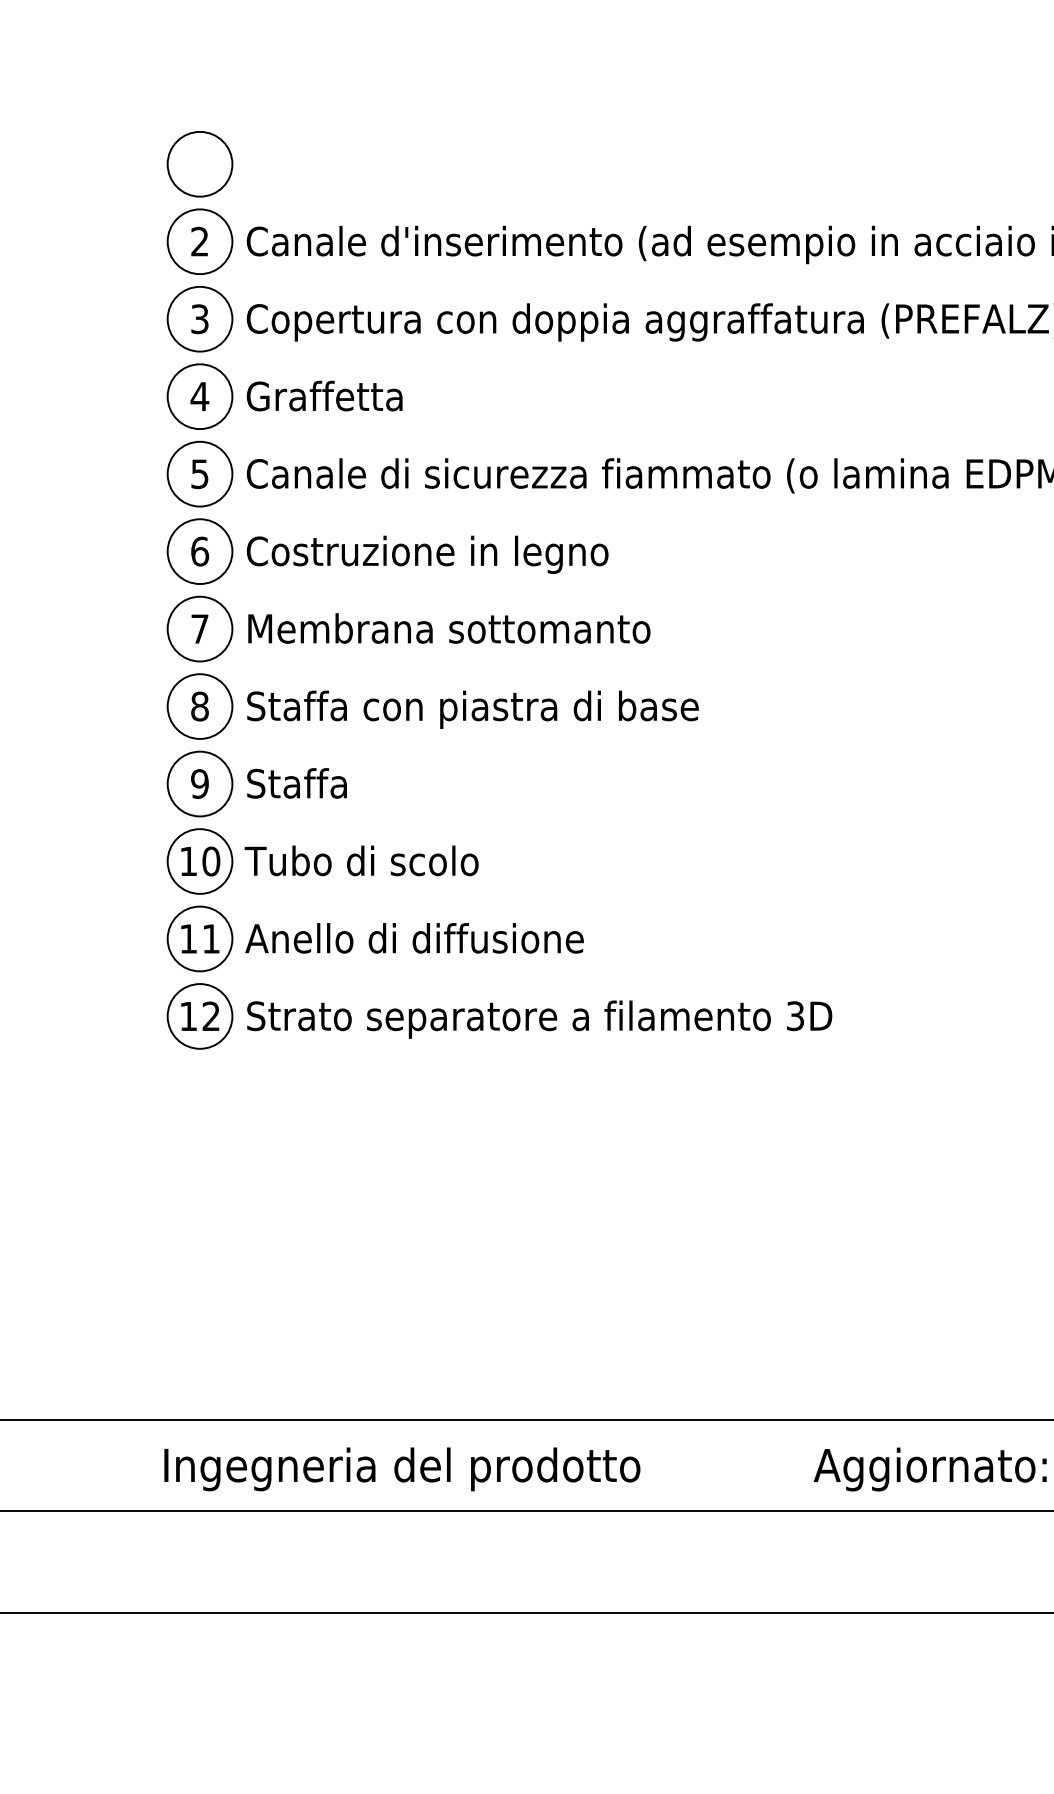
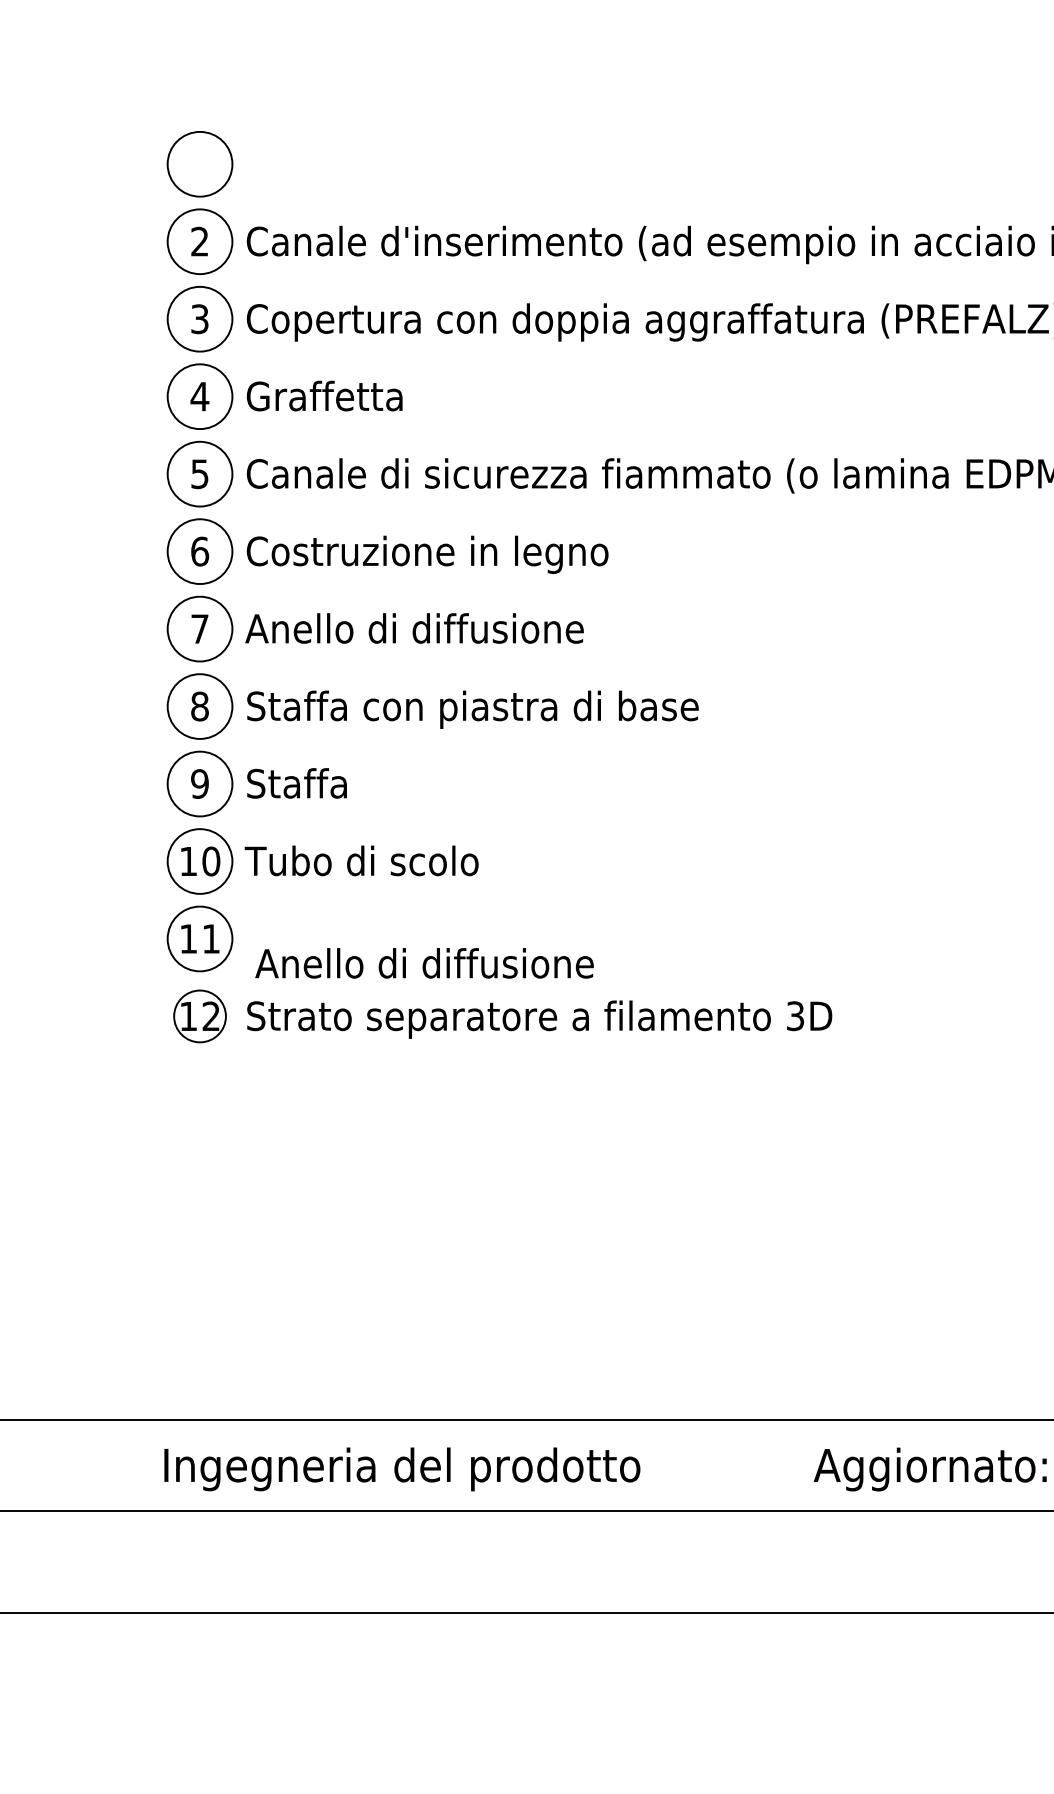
text: Membrana sottomanto -> Anello di diffusione (447, 628)
text position: (414, 938) -> (424, 963) (424, 963)
circle diameter: 65 px -> 52 px (199, 1016)
